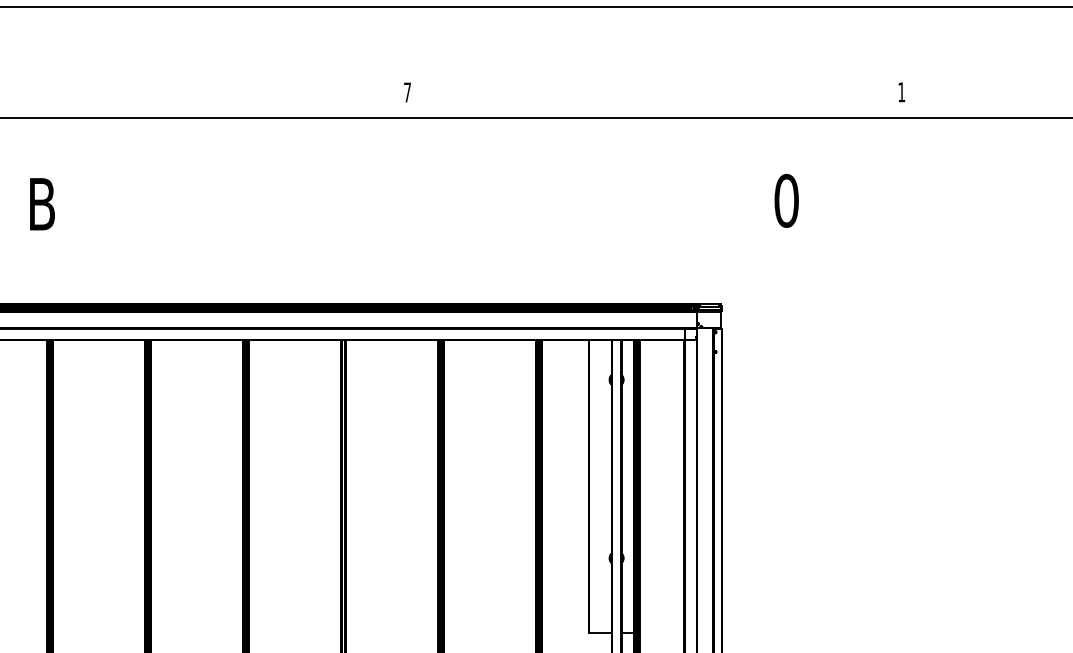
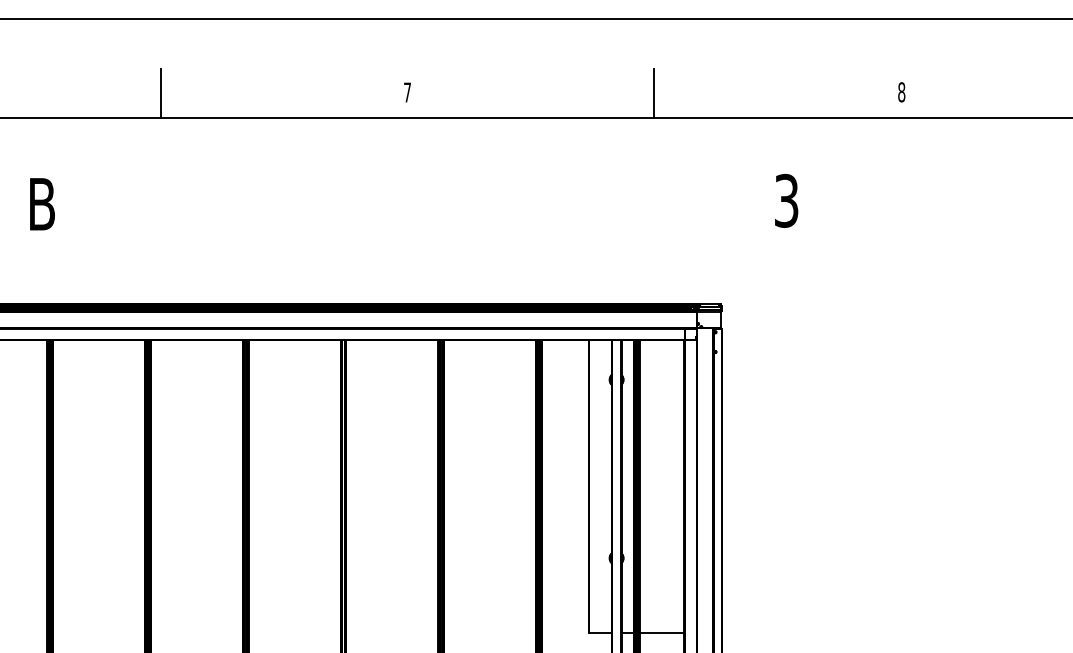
line position: (535, 7) -> (535, 19) (535, 19)
text: 1 -> 8 (901, 92)
line: none -> present (160, 93)
line: none -> present (654, 93)
text: 0 -> 3 (786, 200)
line: none -> present (661, 633)
